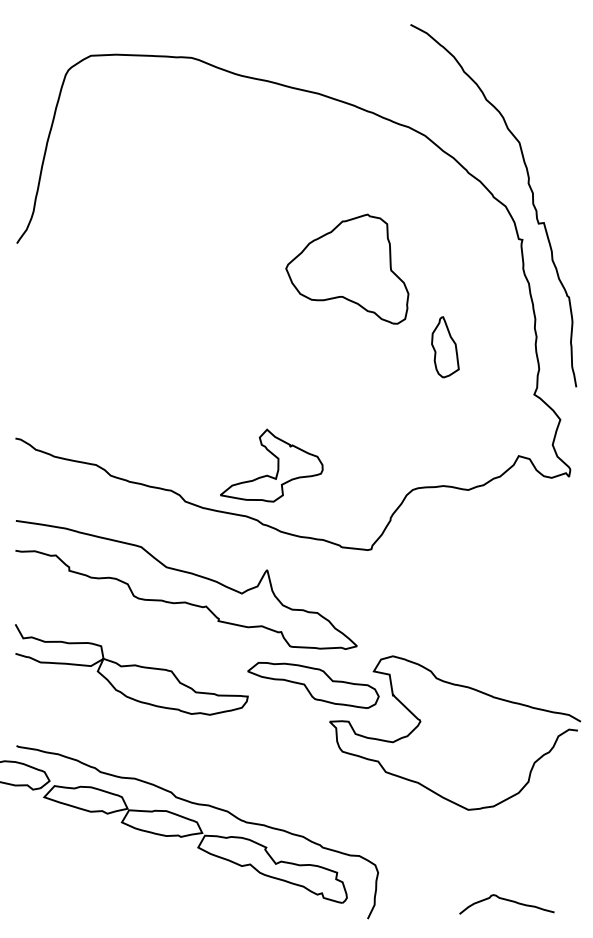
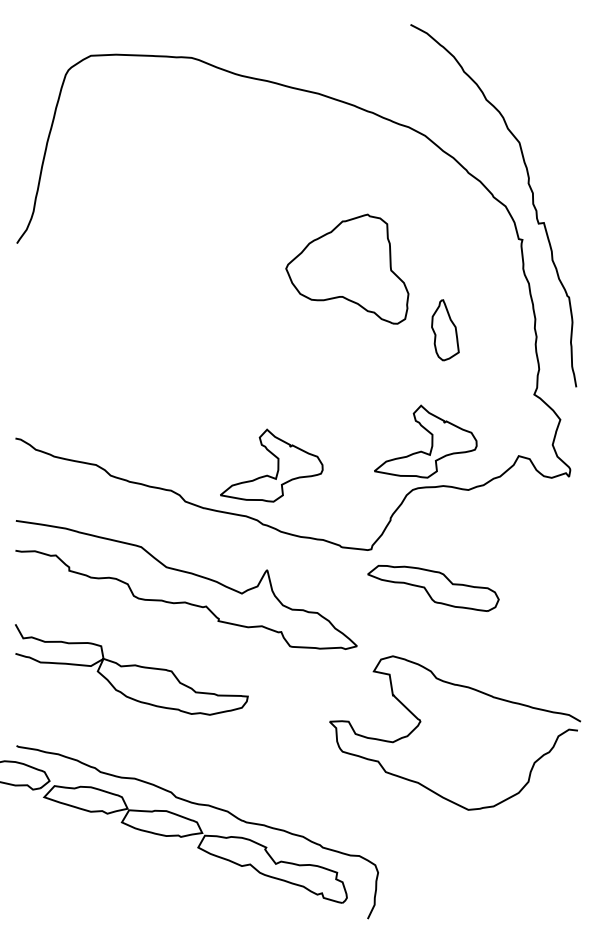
part position: (445, 347) -> (445, 330) (445, 330)
part: none -> present (425, 441)
part position: (313, 685) -> (433, 588) (433, 588)
curve: present -> none (508, 901)
